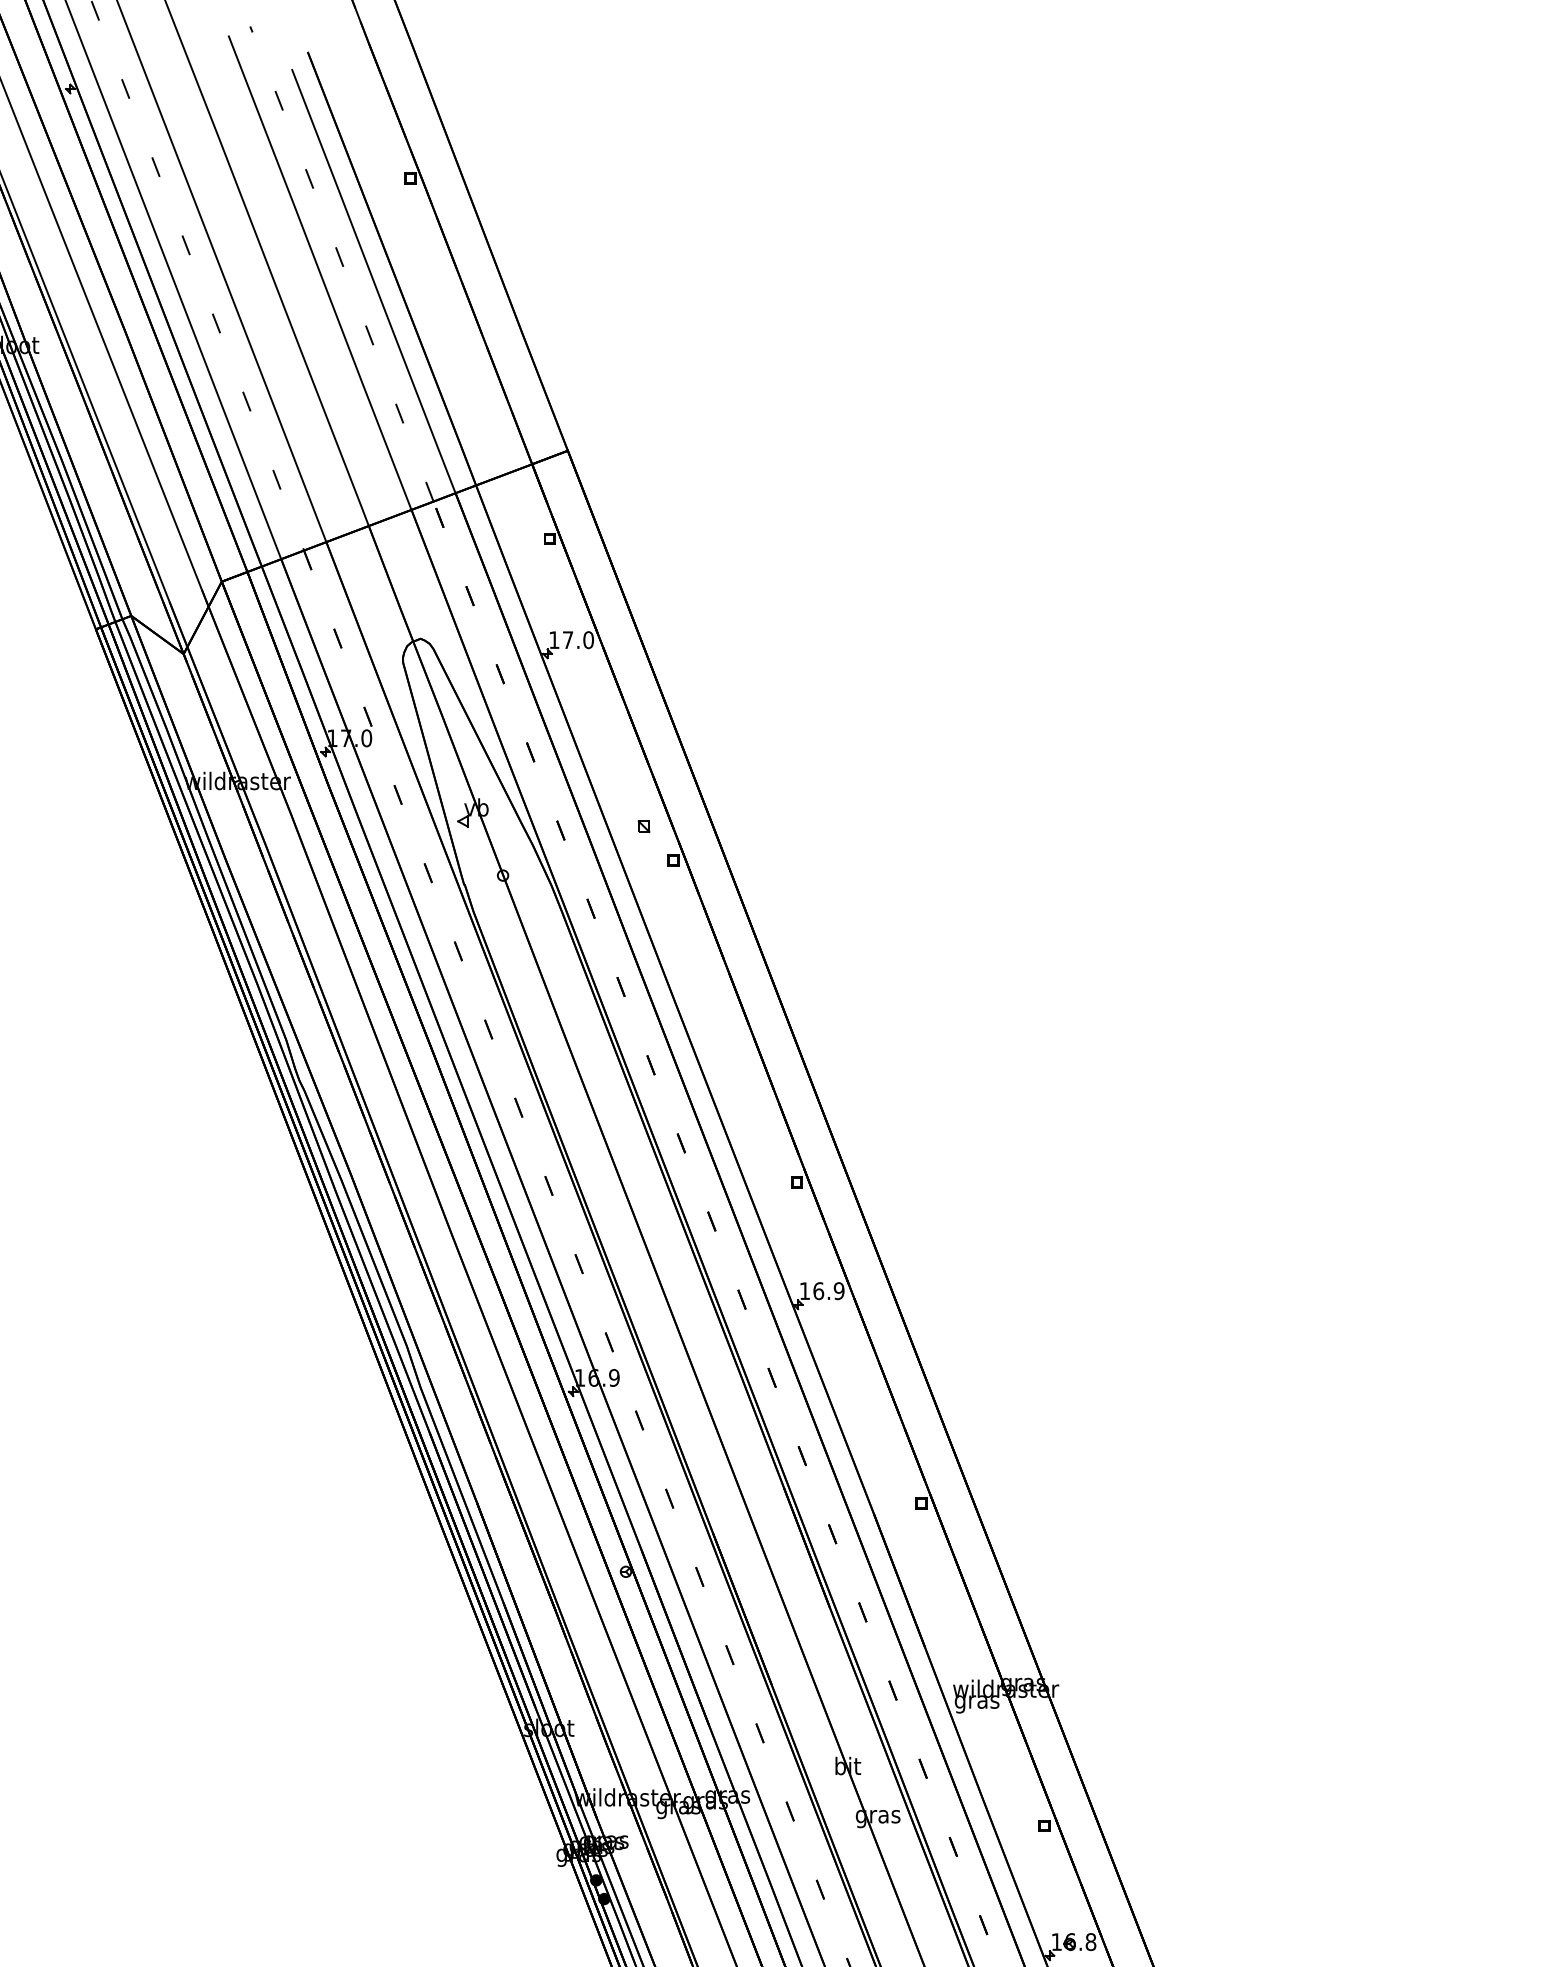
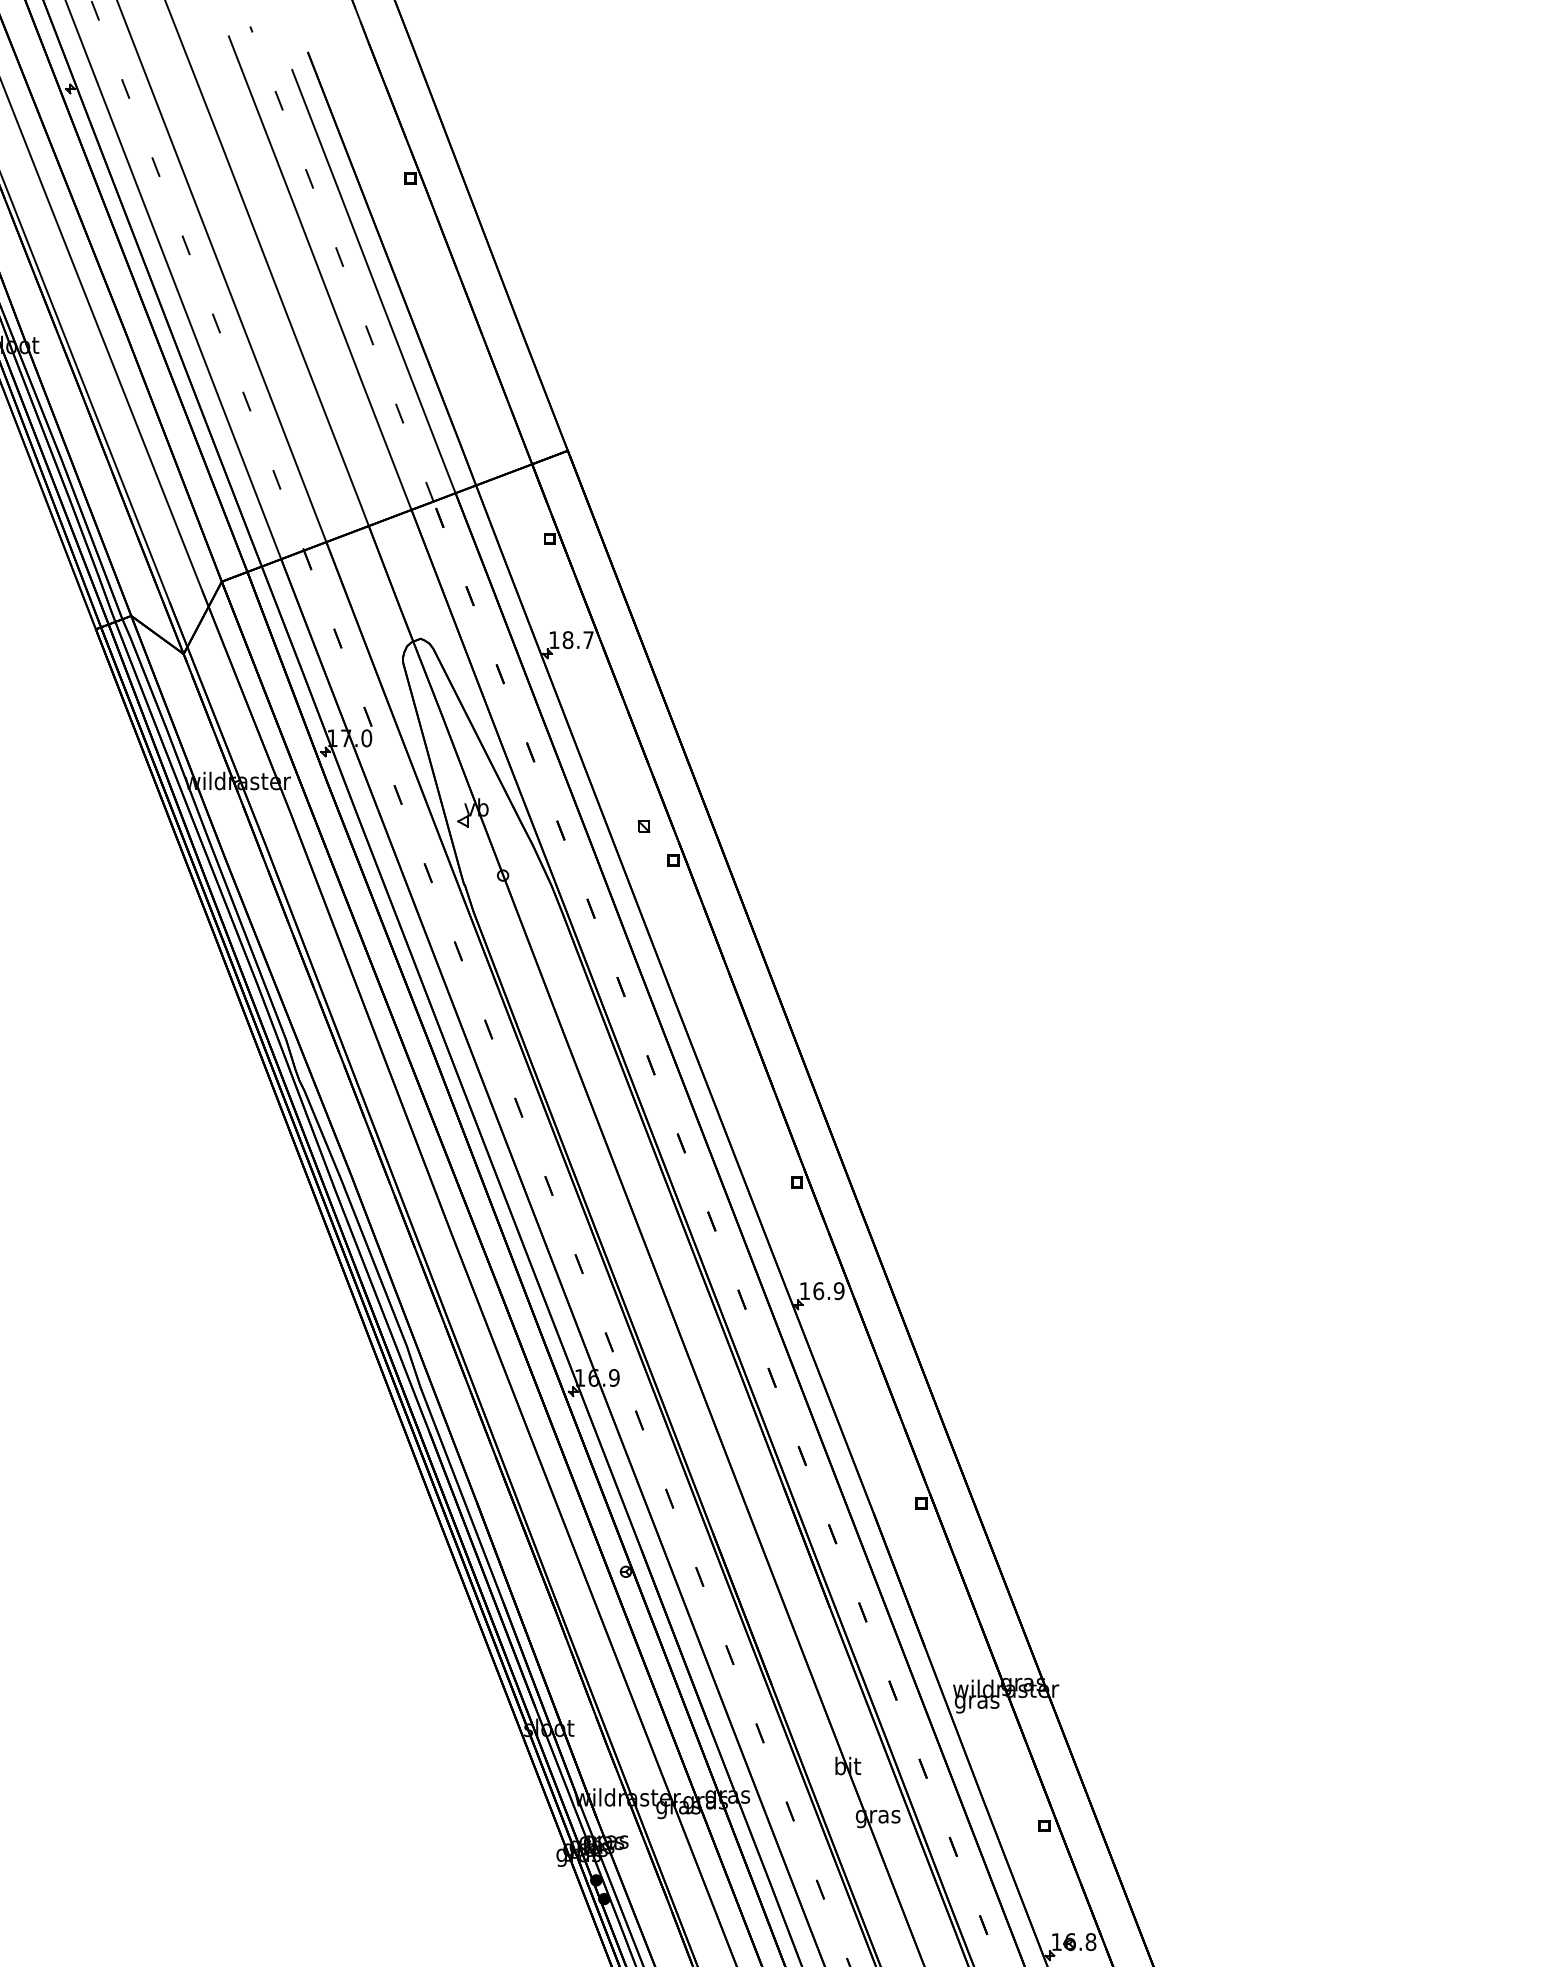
text: 17.0 -> 18.7 (577, 640)
